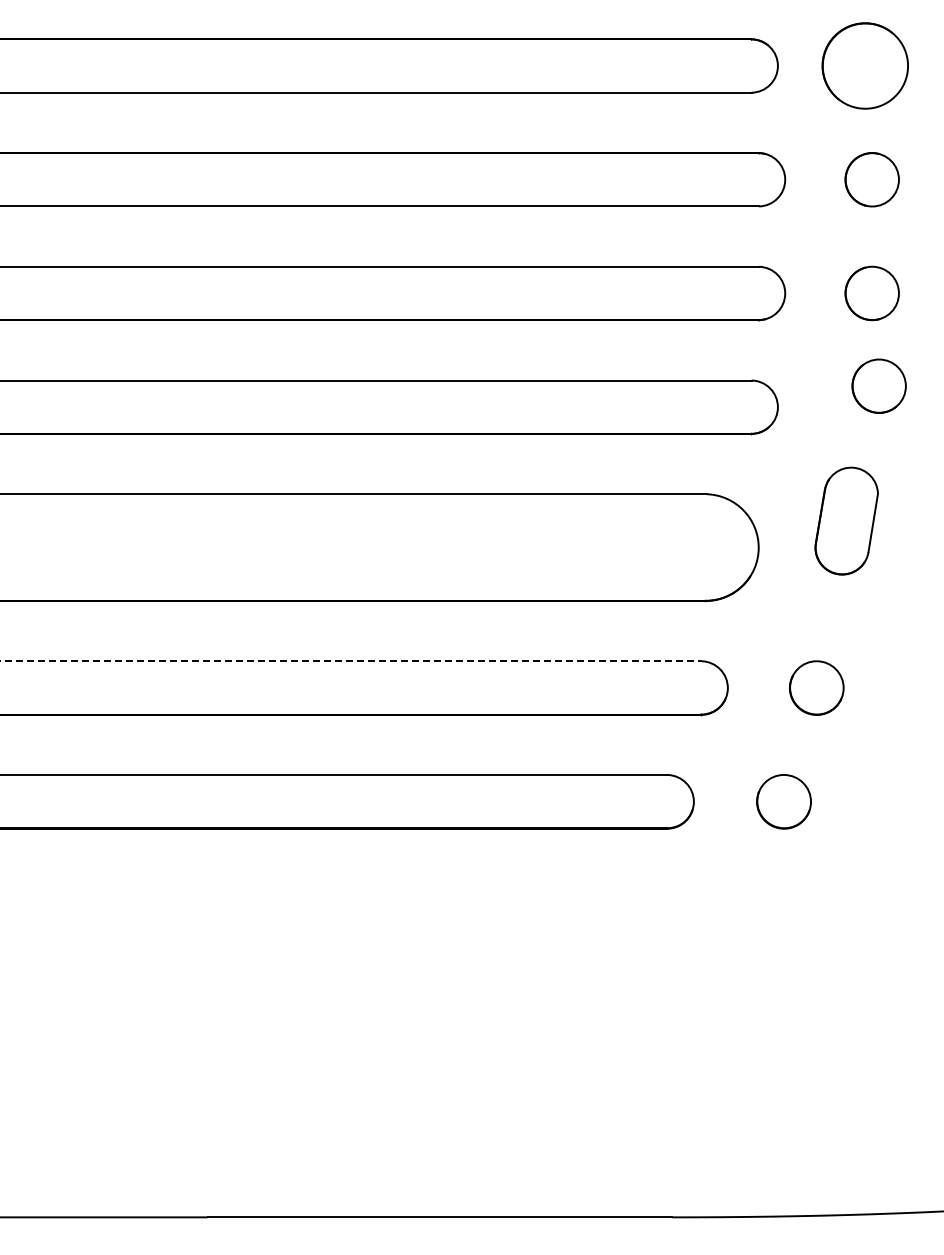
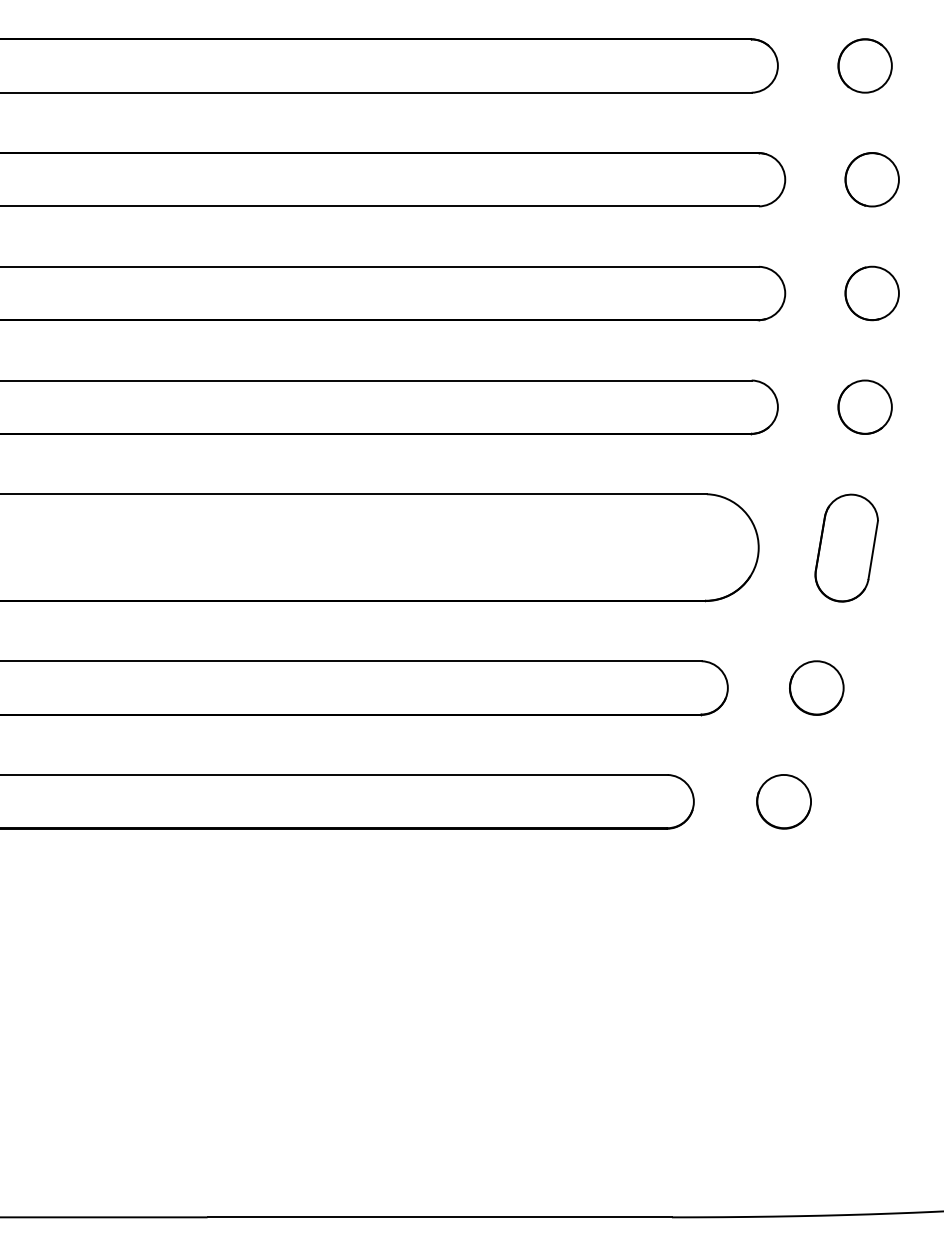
part size: 88x88 px -> 56x56 px (864, 65)
part position: (878, 385) -> (864, 406) (864, 406)
part position: (846, 520) -> (846, 547) (846, 547)
line: dashed -> solid (351, 661)
